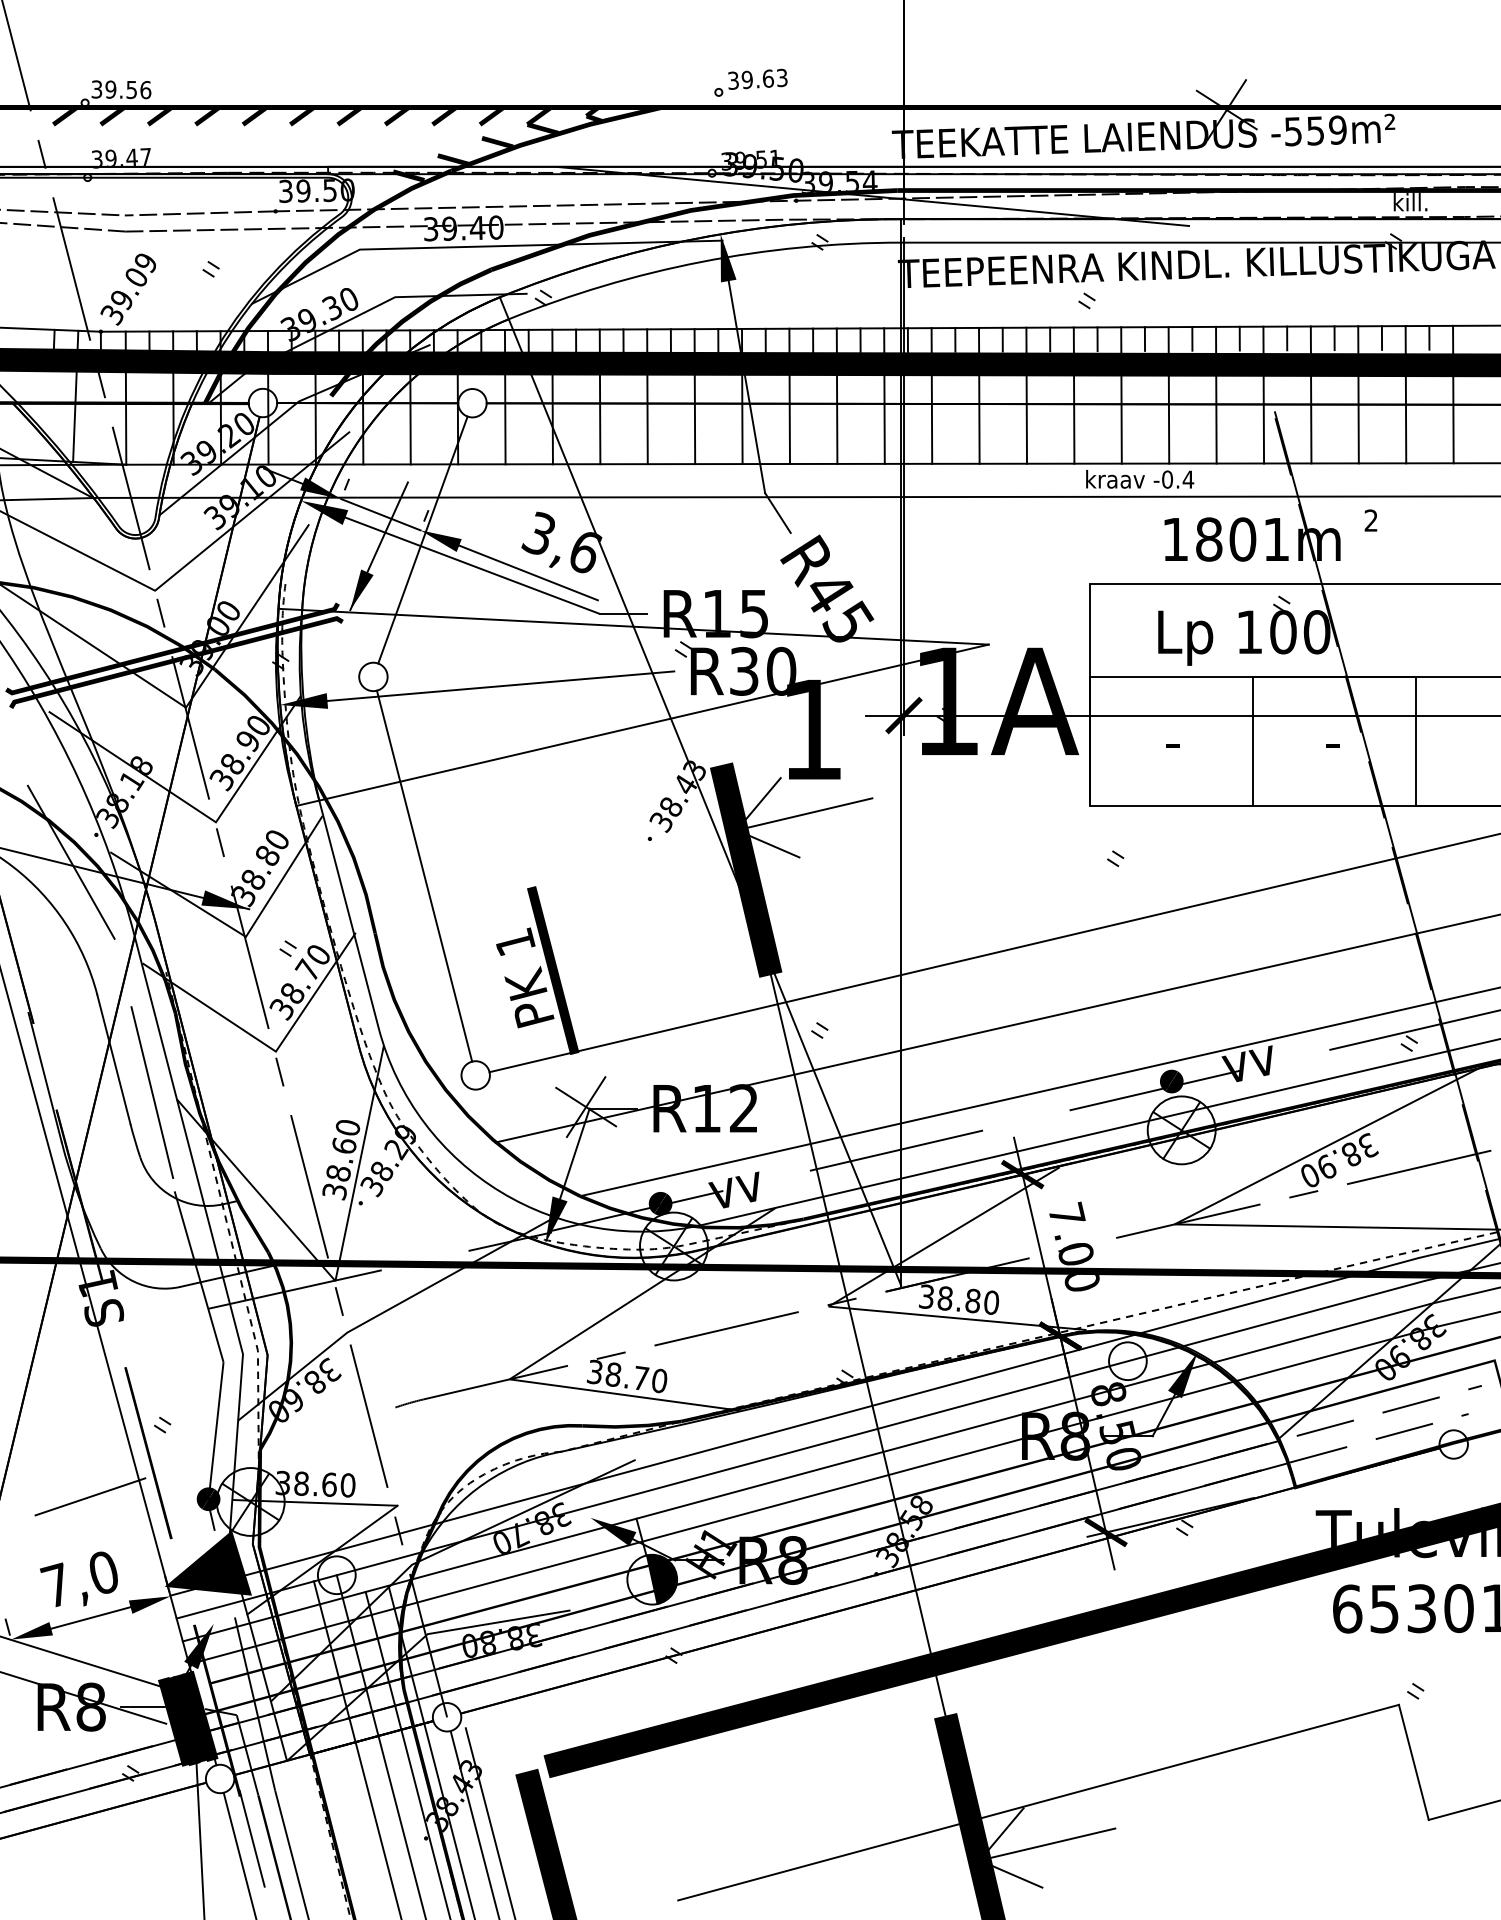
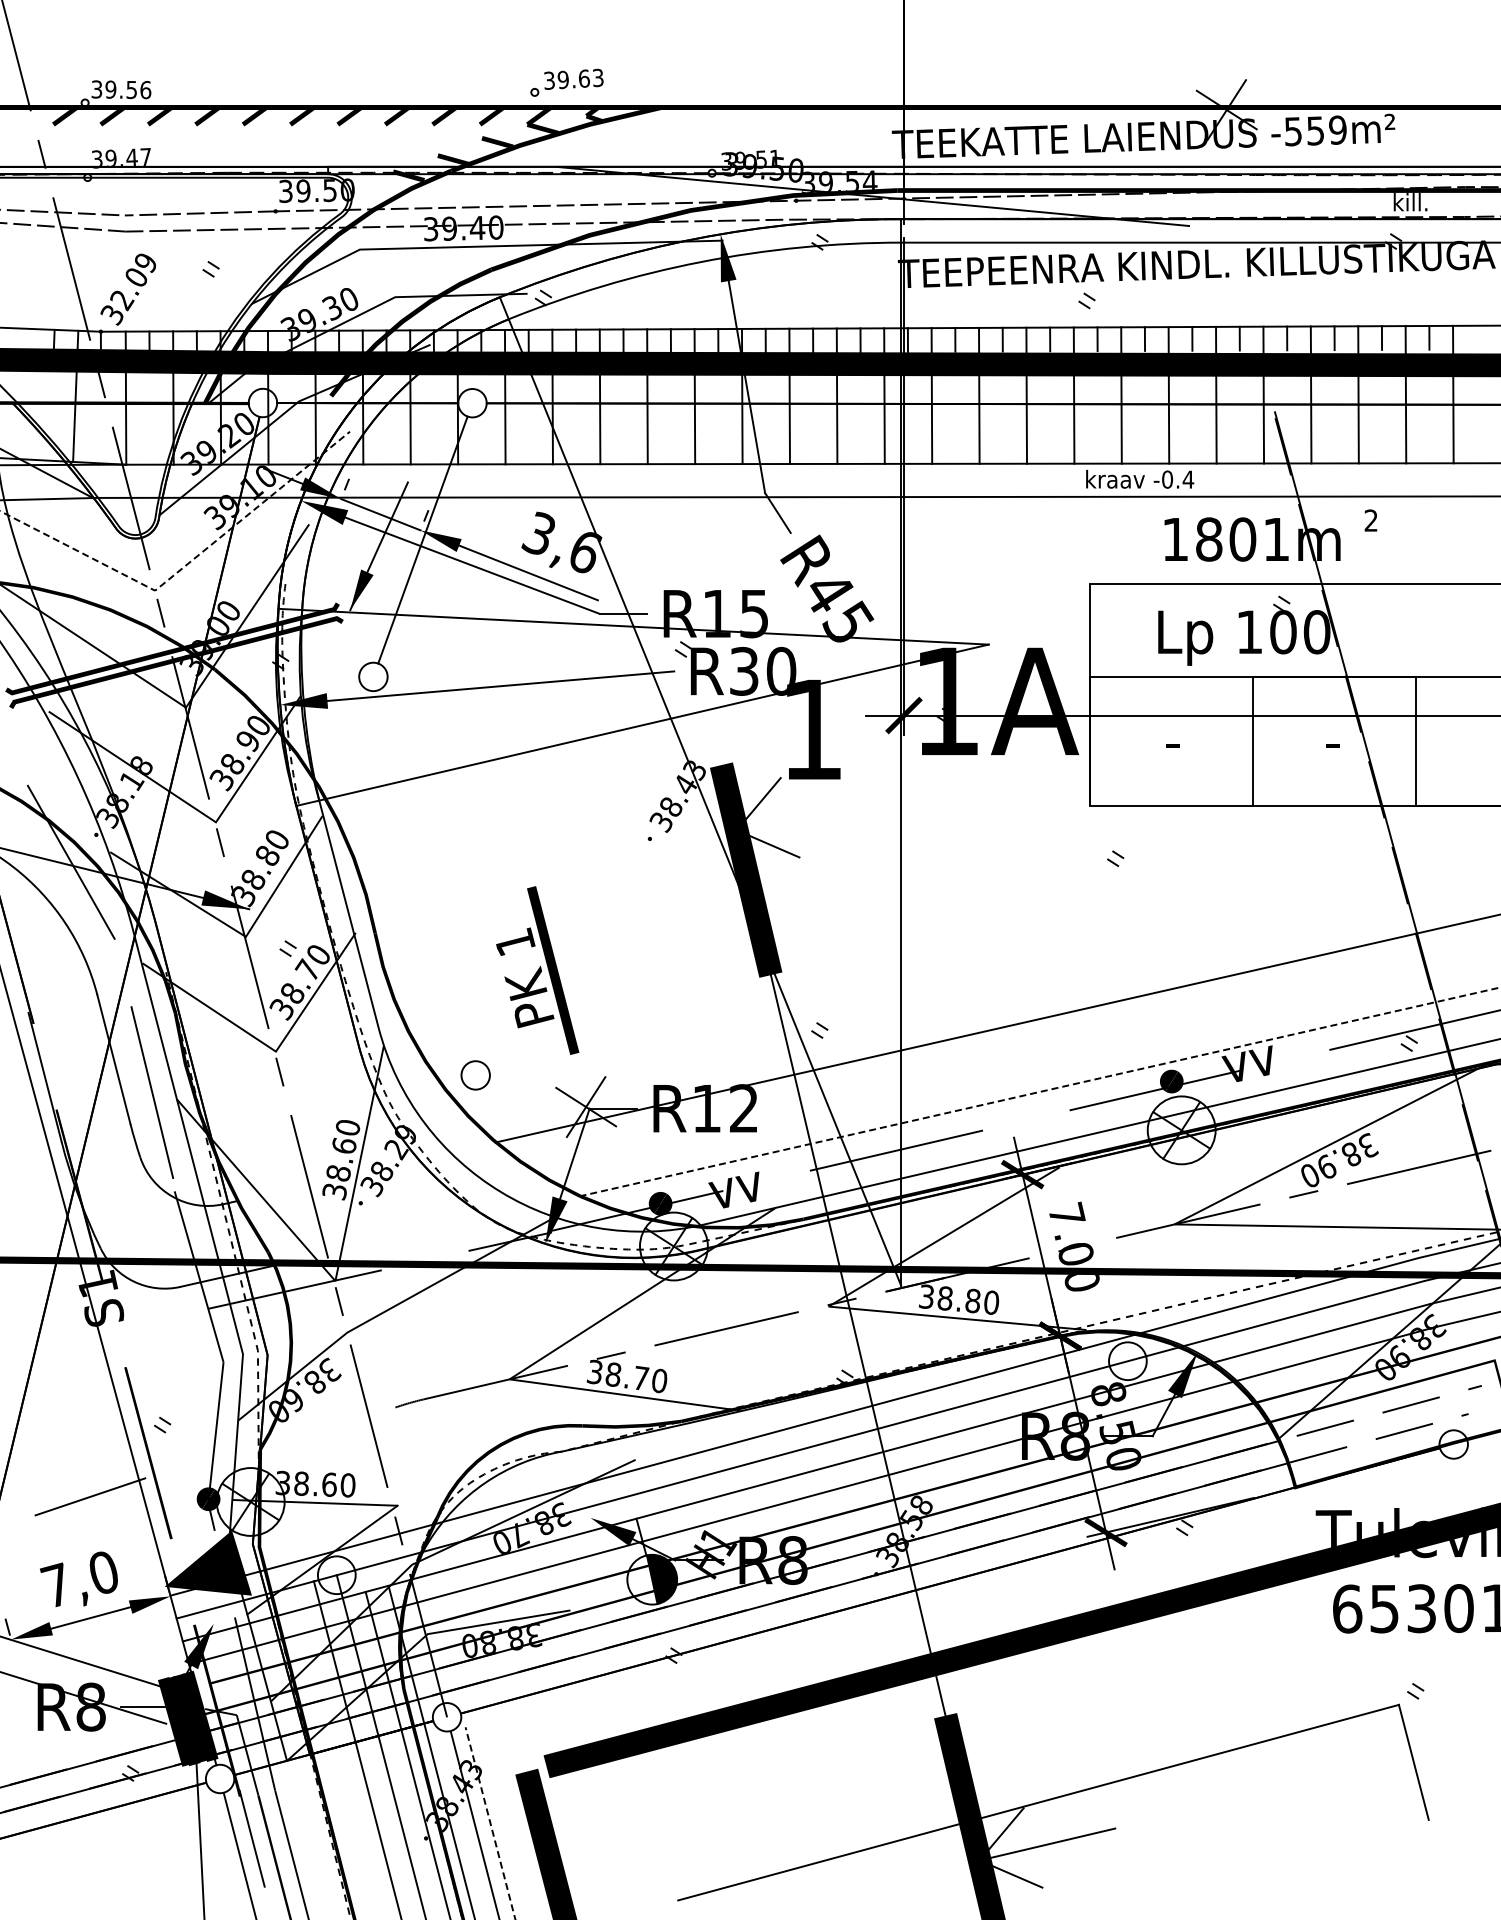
part position: (750, 82) -> (566, 82) (566, 82)
text: 39.09 -> 32.09 (122, 301)
line: solid -> dashed (185, 566)
line: present -> none (804, 814)
line: present -> none (424, 875)
line: present -> none (993, 953)
line: solid -> dashed (1040, 1091)
line: present -> none (1462, 1810)
line: solid -> dashed (490, 1823)
